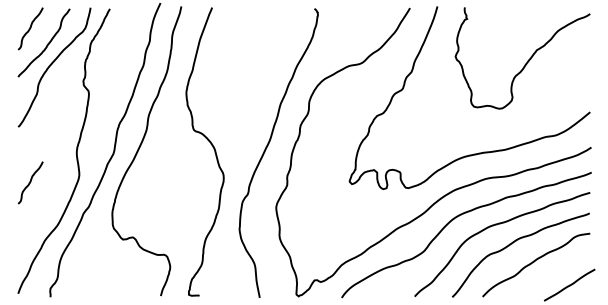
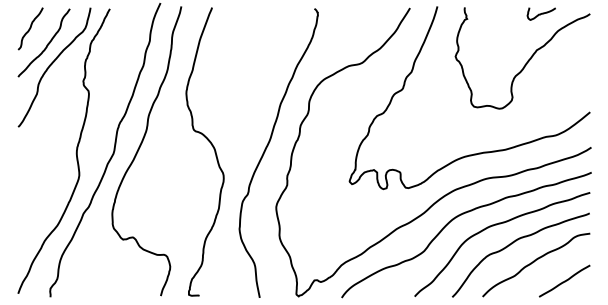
curve: none -> present (540, 13)
curve: present -> none (30, 182)
line position: (569, 284) -> (564, 280) (564, 280)
